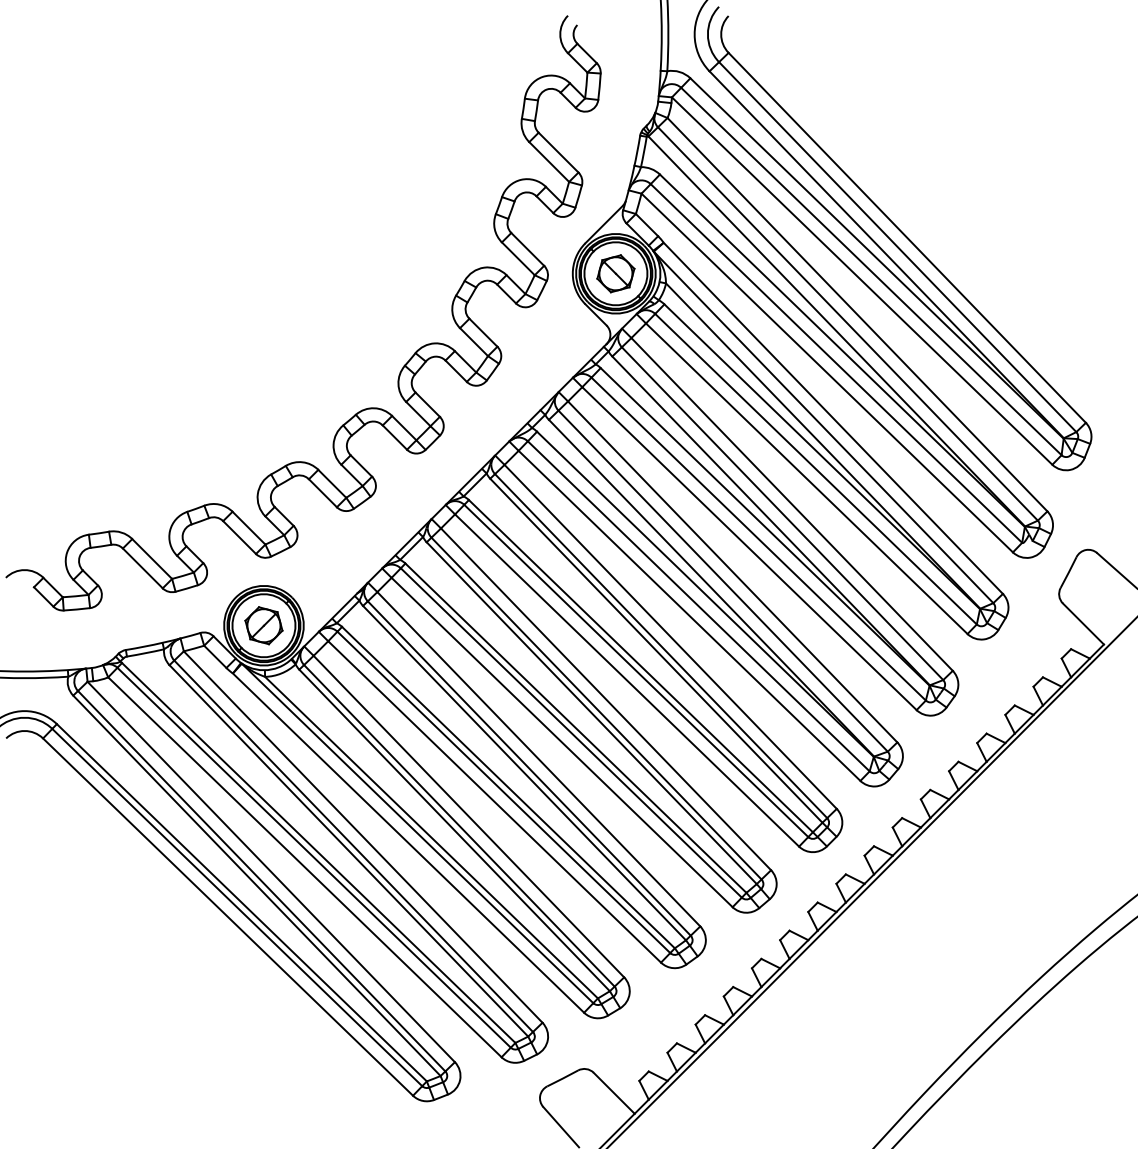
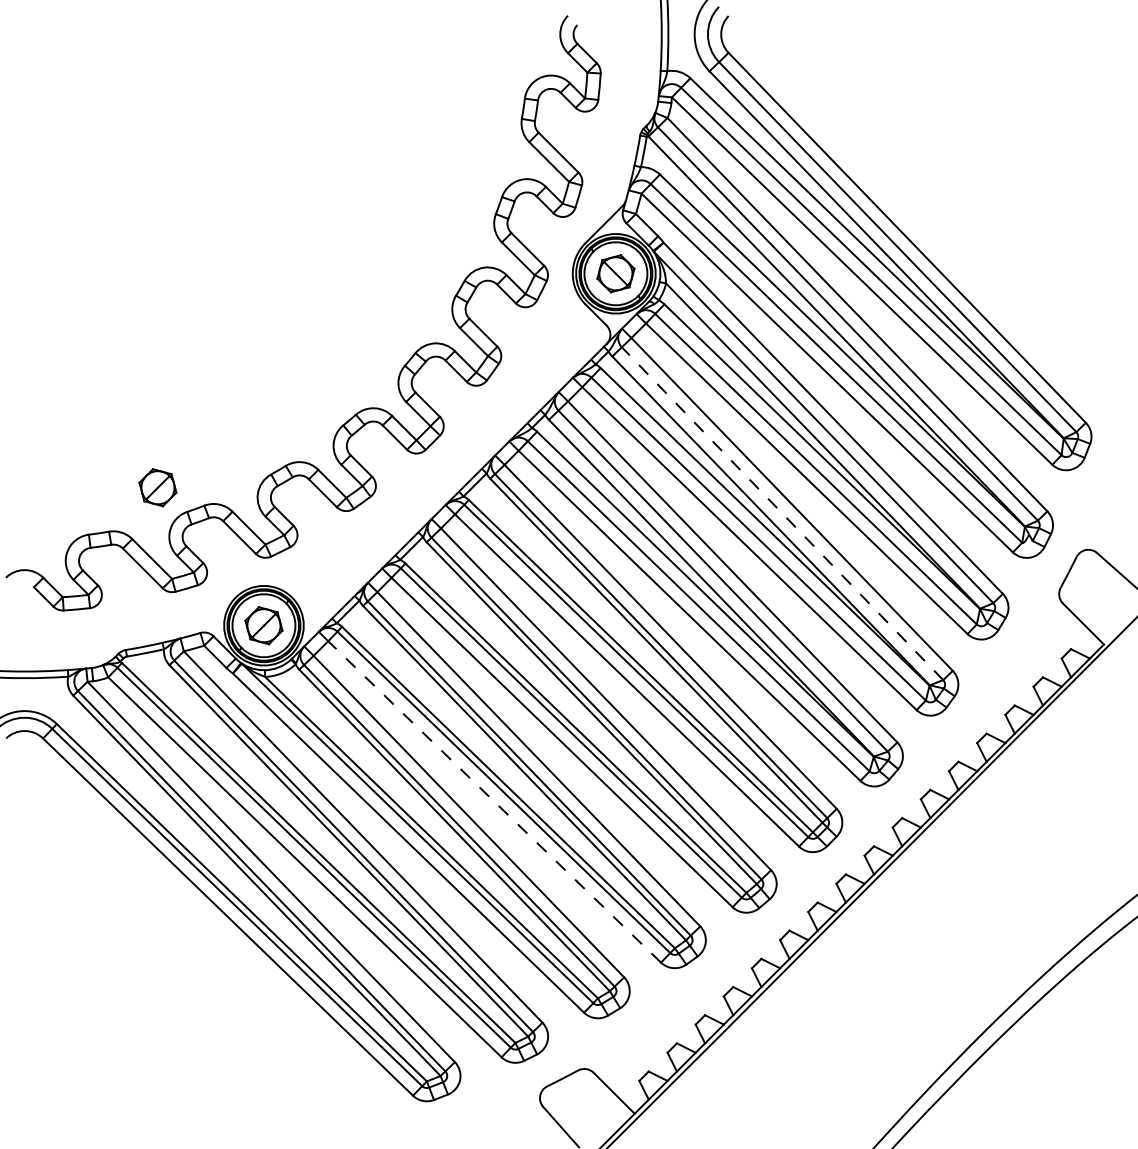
part: none -> present (157, 487)
line: solid -> dashed (782, 513)
line: solid -> dashed (494, 801)
